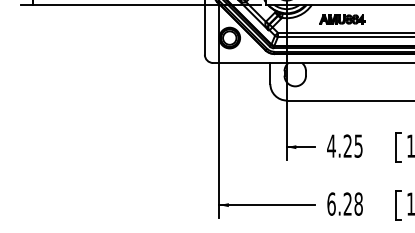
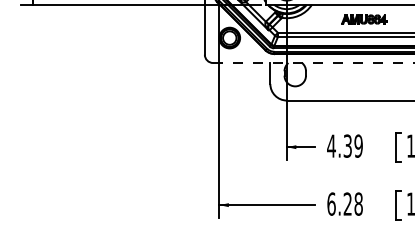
part position: (342, 19) -> (364, 19) (364, 19)
line: solid -> dashed (313, 63)
text: 4.25 -> 4.39 (352, 145)
